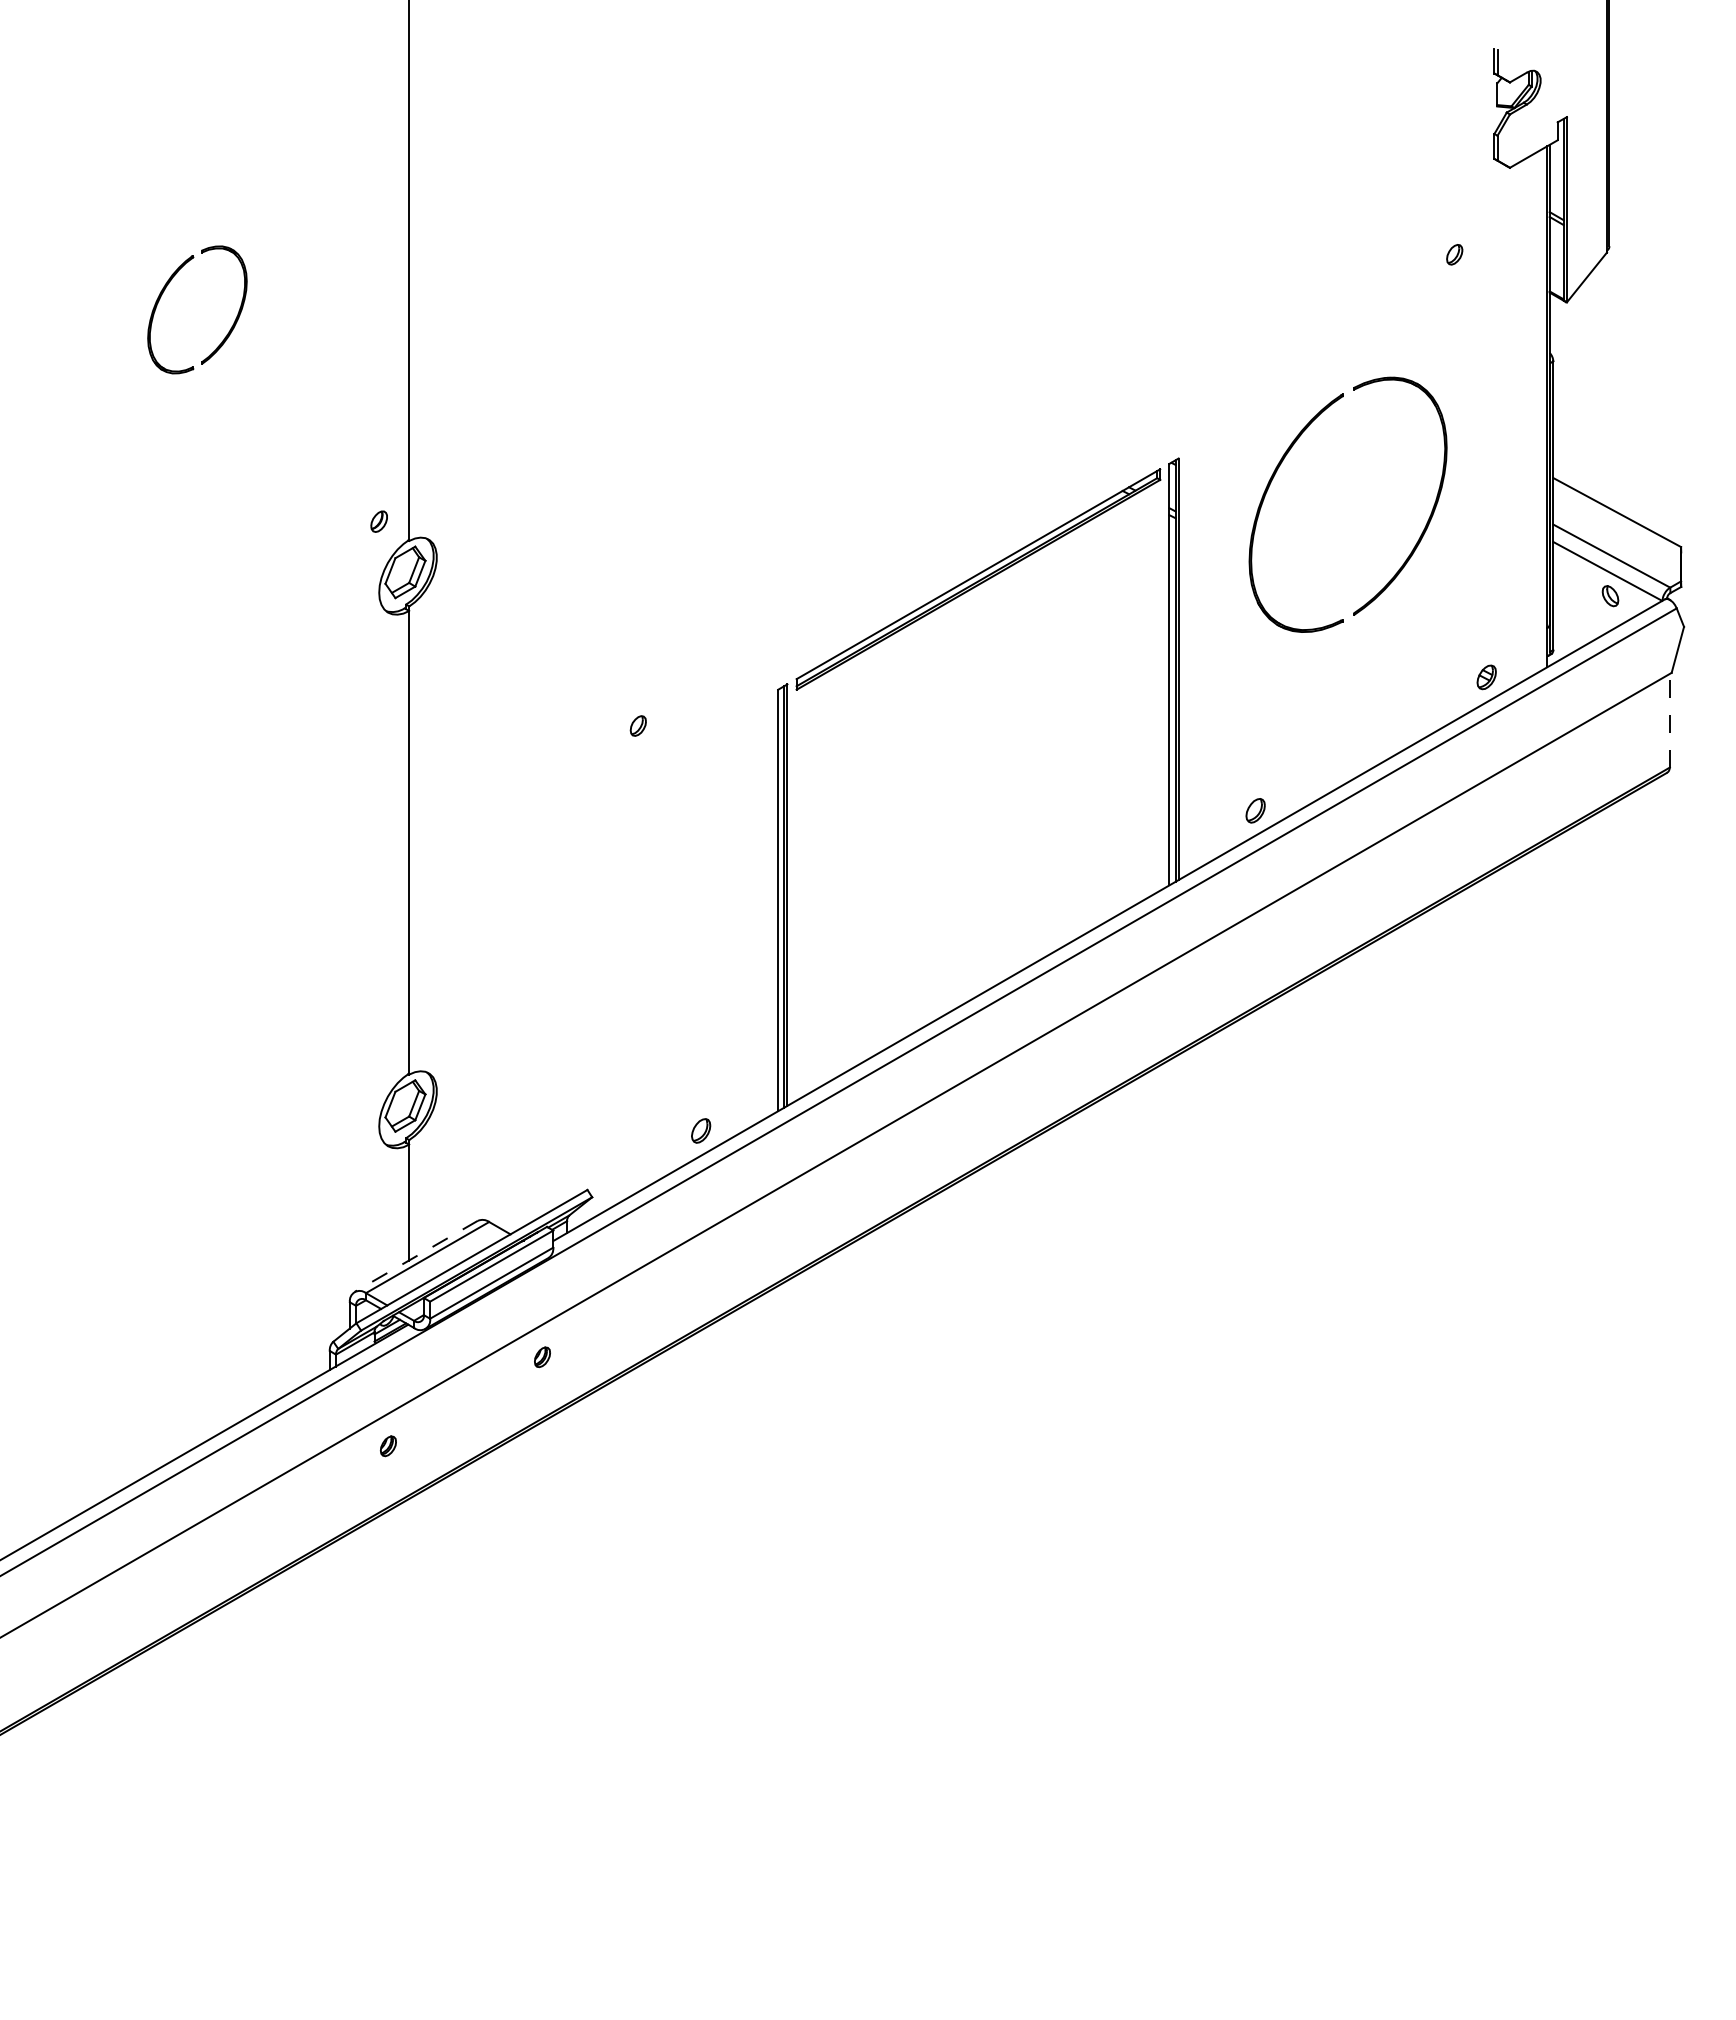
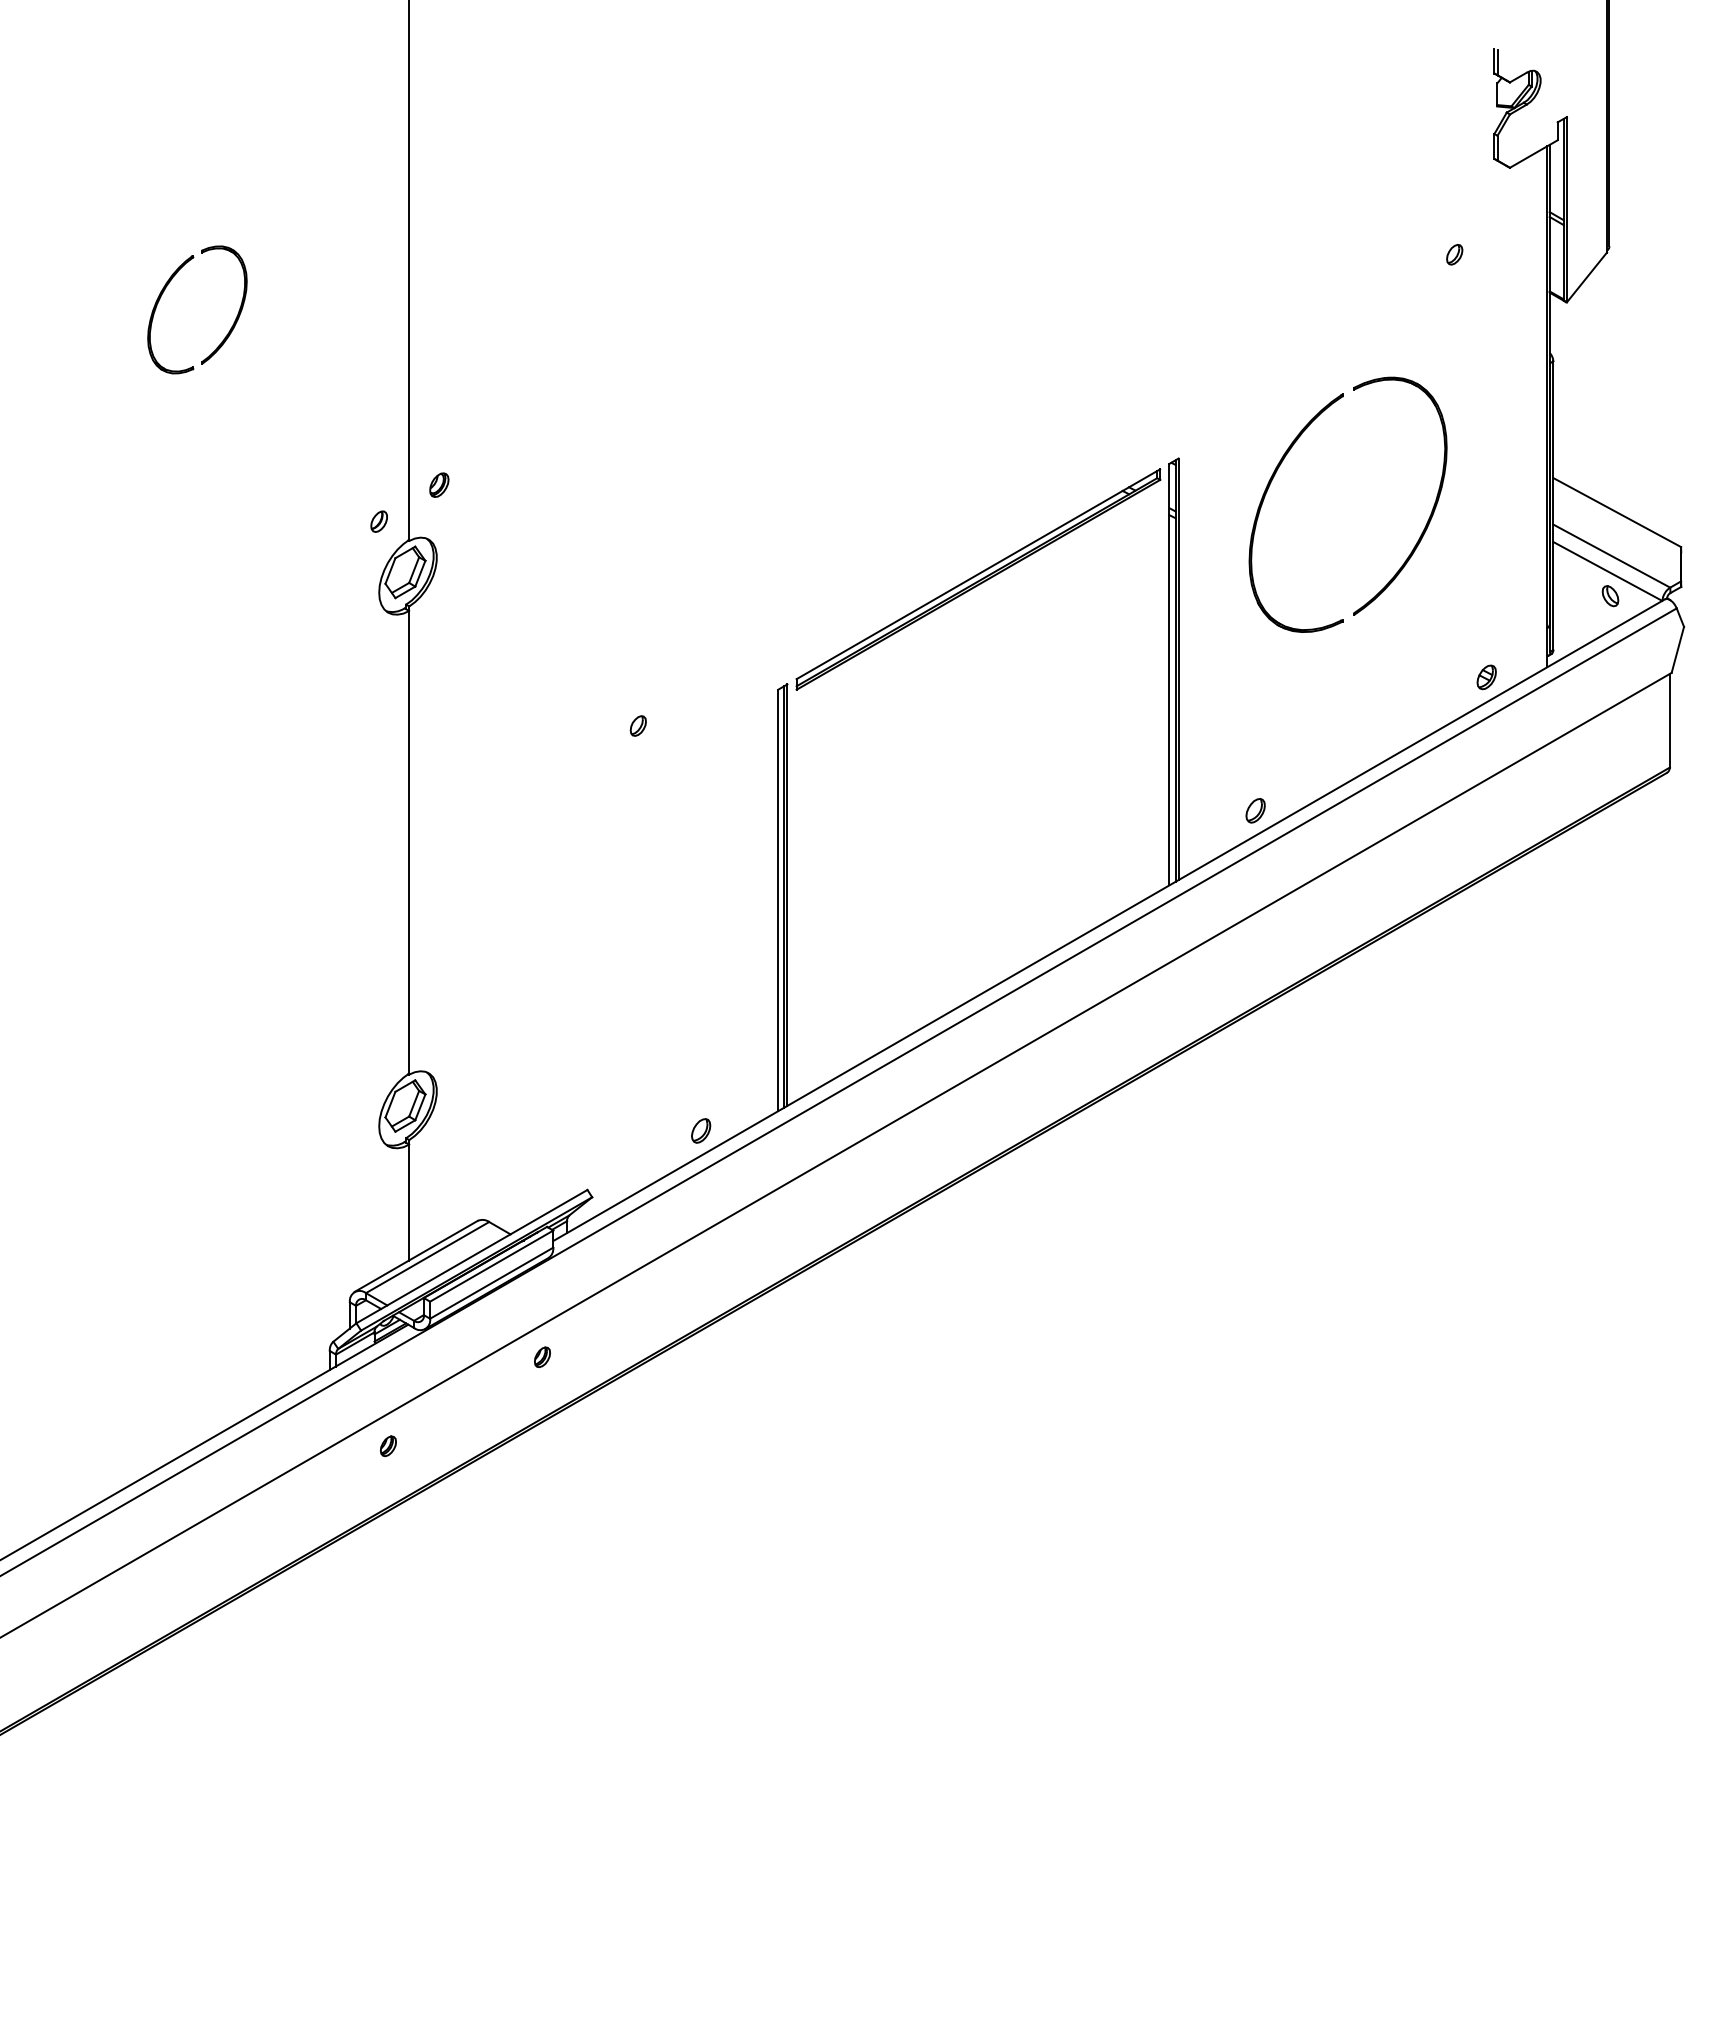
part: none -> present (439, 484)
line: dashed -> solid (1669, 720)
line: dashed -> solid (415, 1256)
